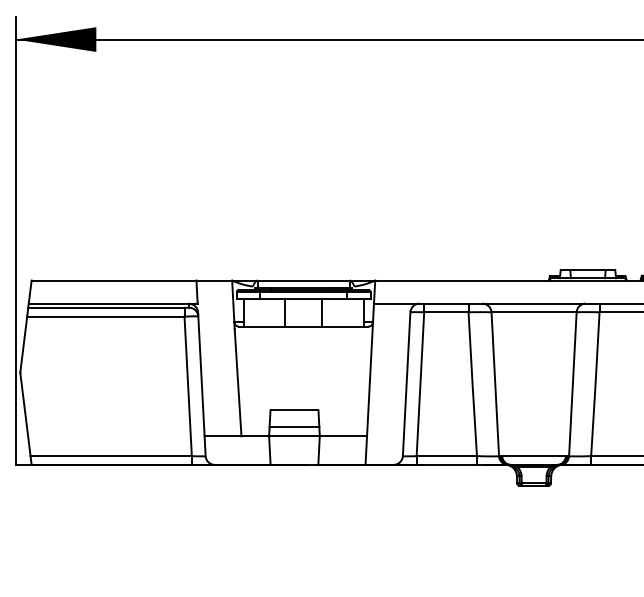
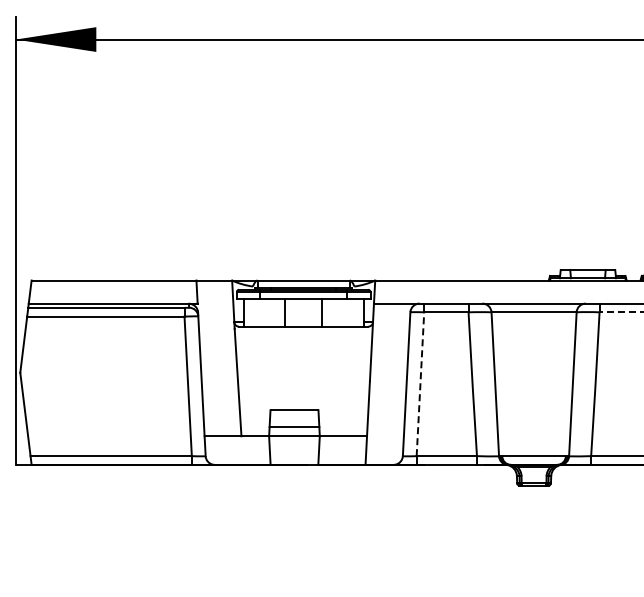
line: solid -> dashed (621, 312)
line: solid -> dashed (420, 383)
